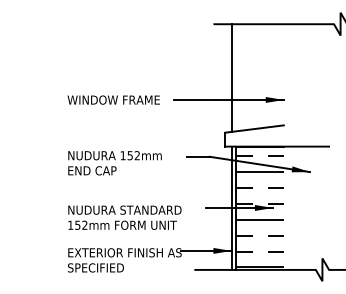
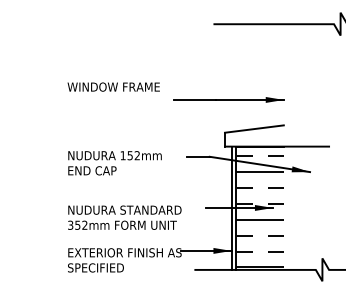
line: present -> none (231, 77)
text position: (113, 99) -> (113, 86) (113, 86)
text: 152mm -> 352mm (70, 224)
